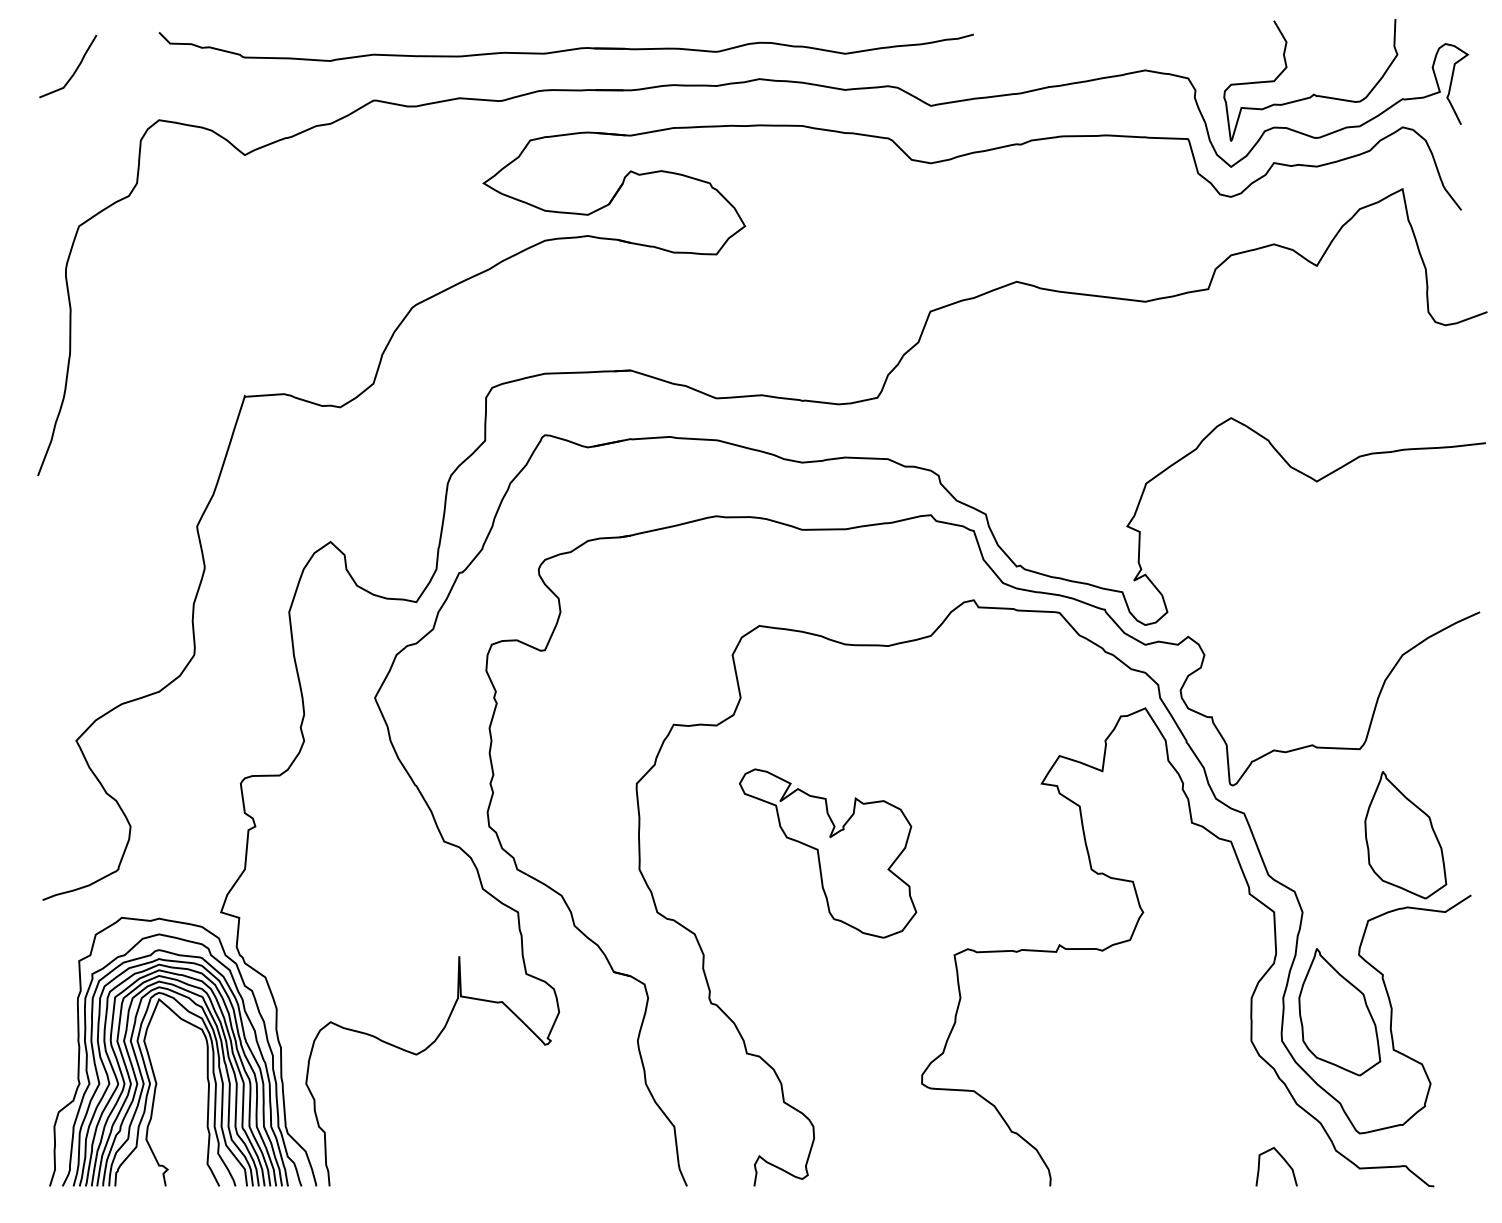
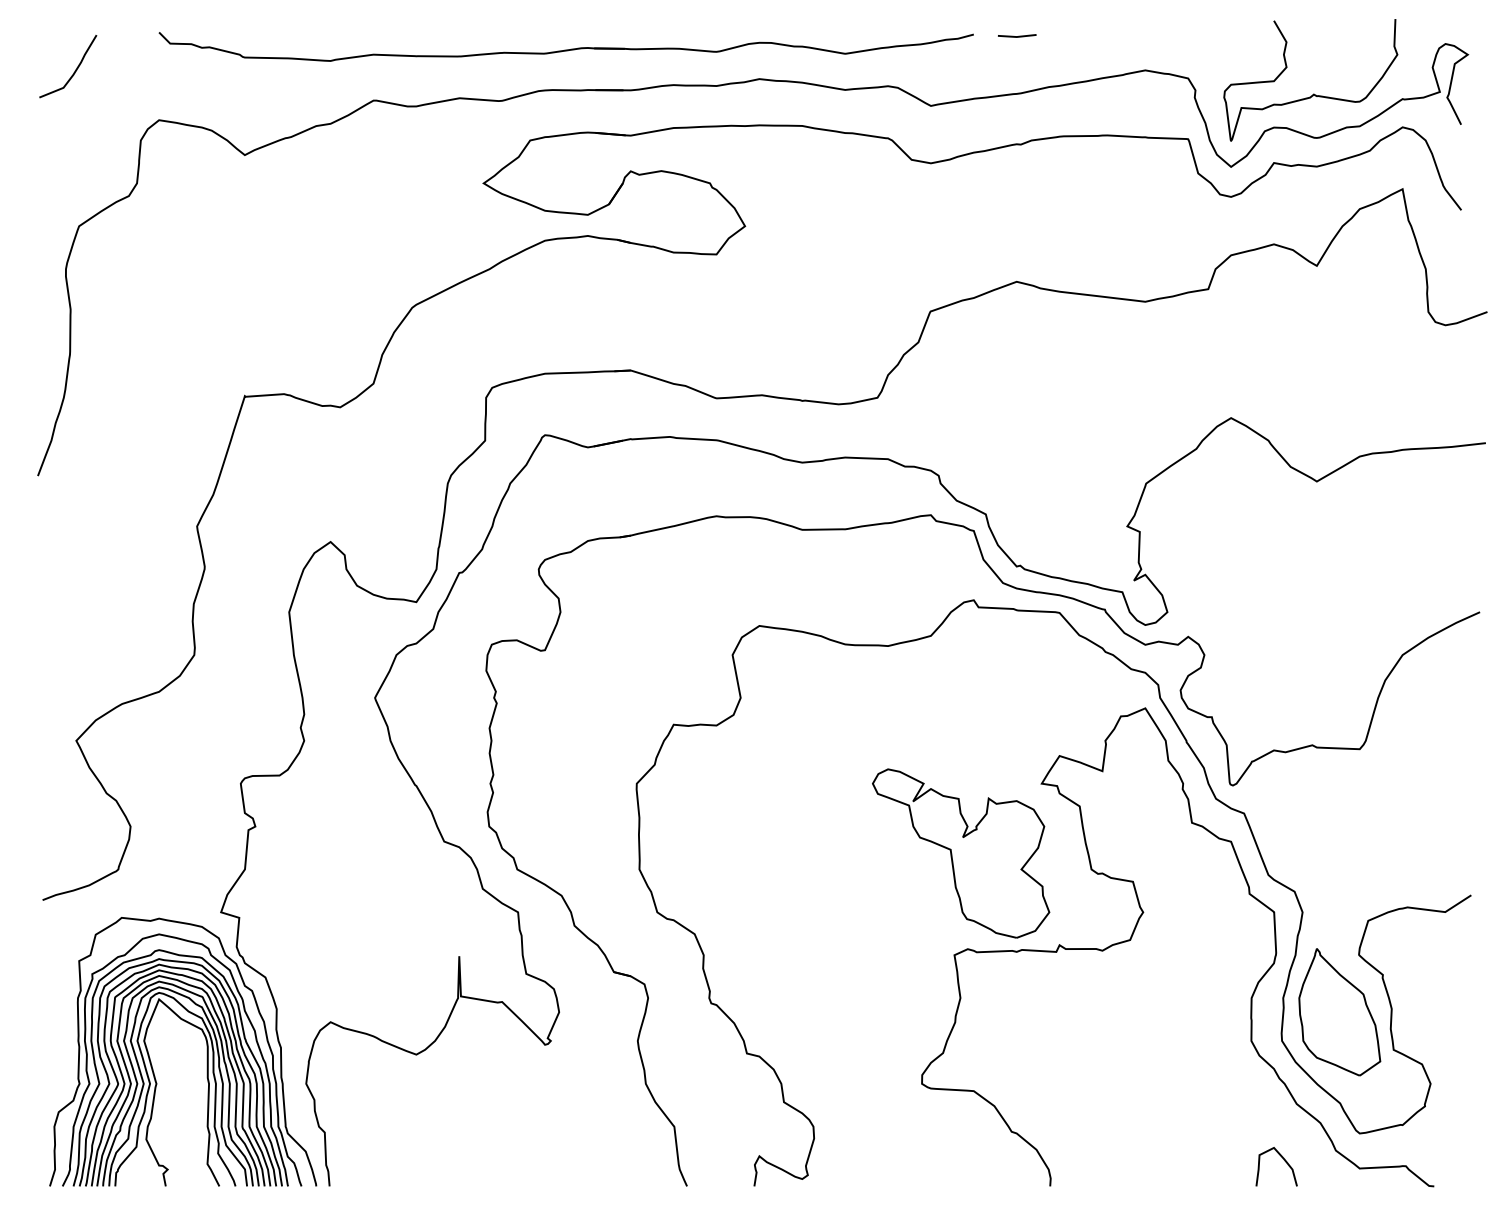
line: none -> present (1018, 35)
part: present -> none (1405, 835)
part position: (828, 853) -> (961, 853) (961, 853)
